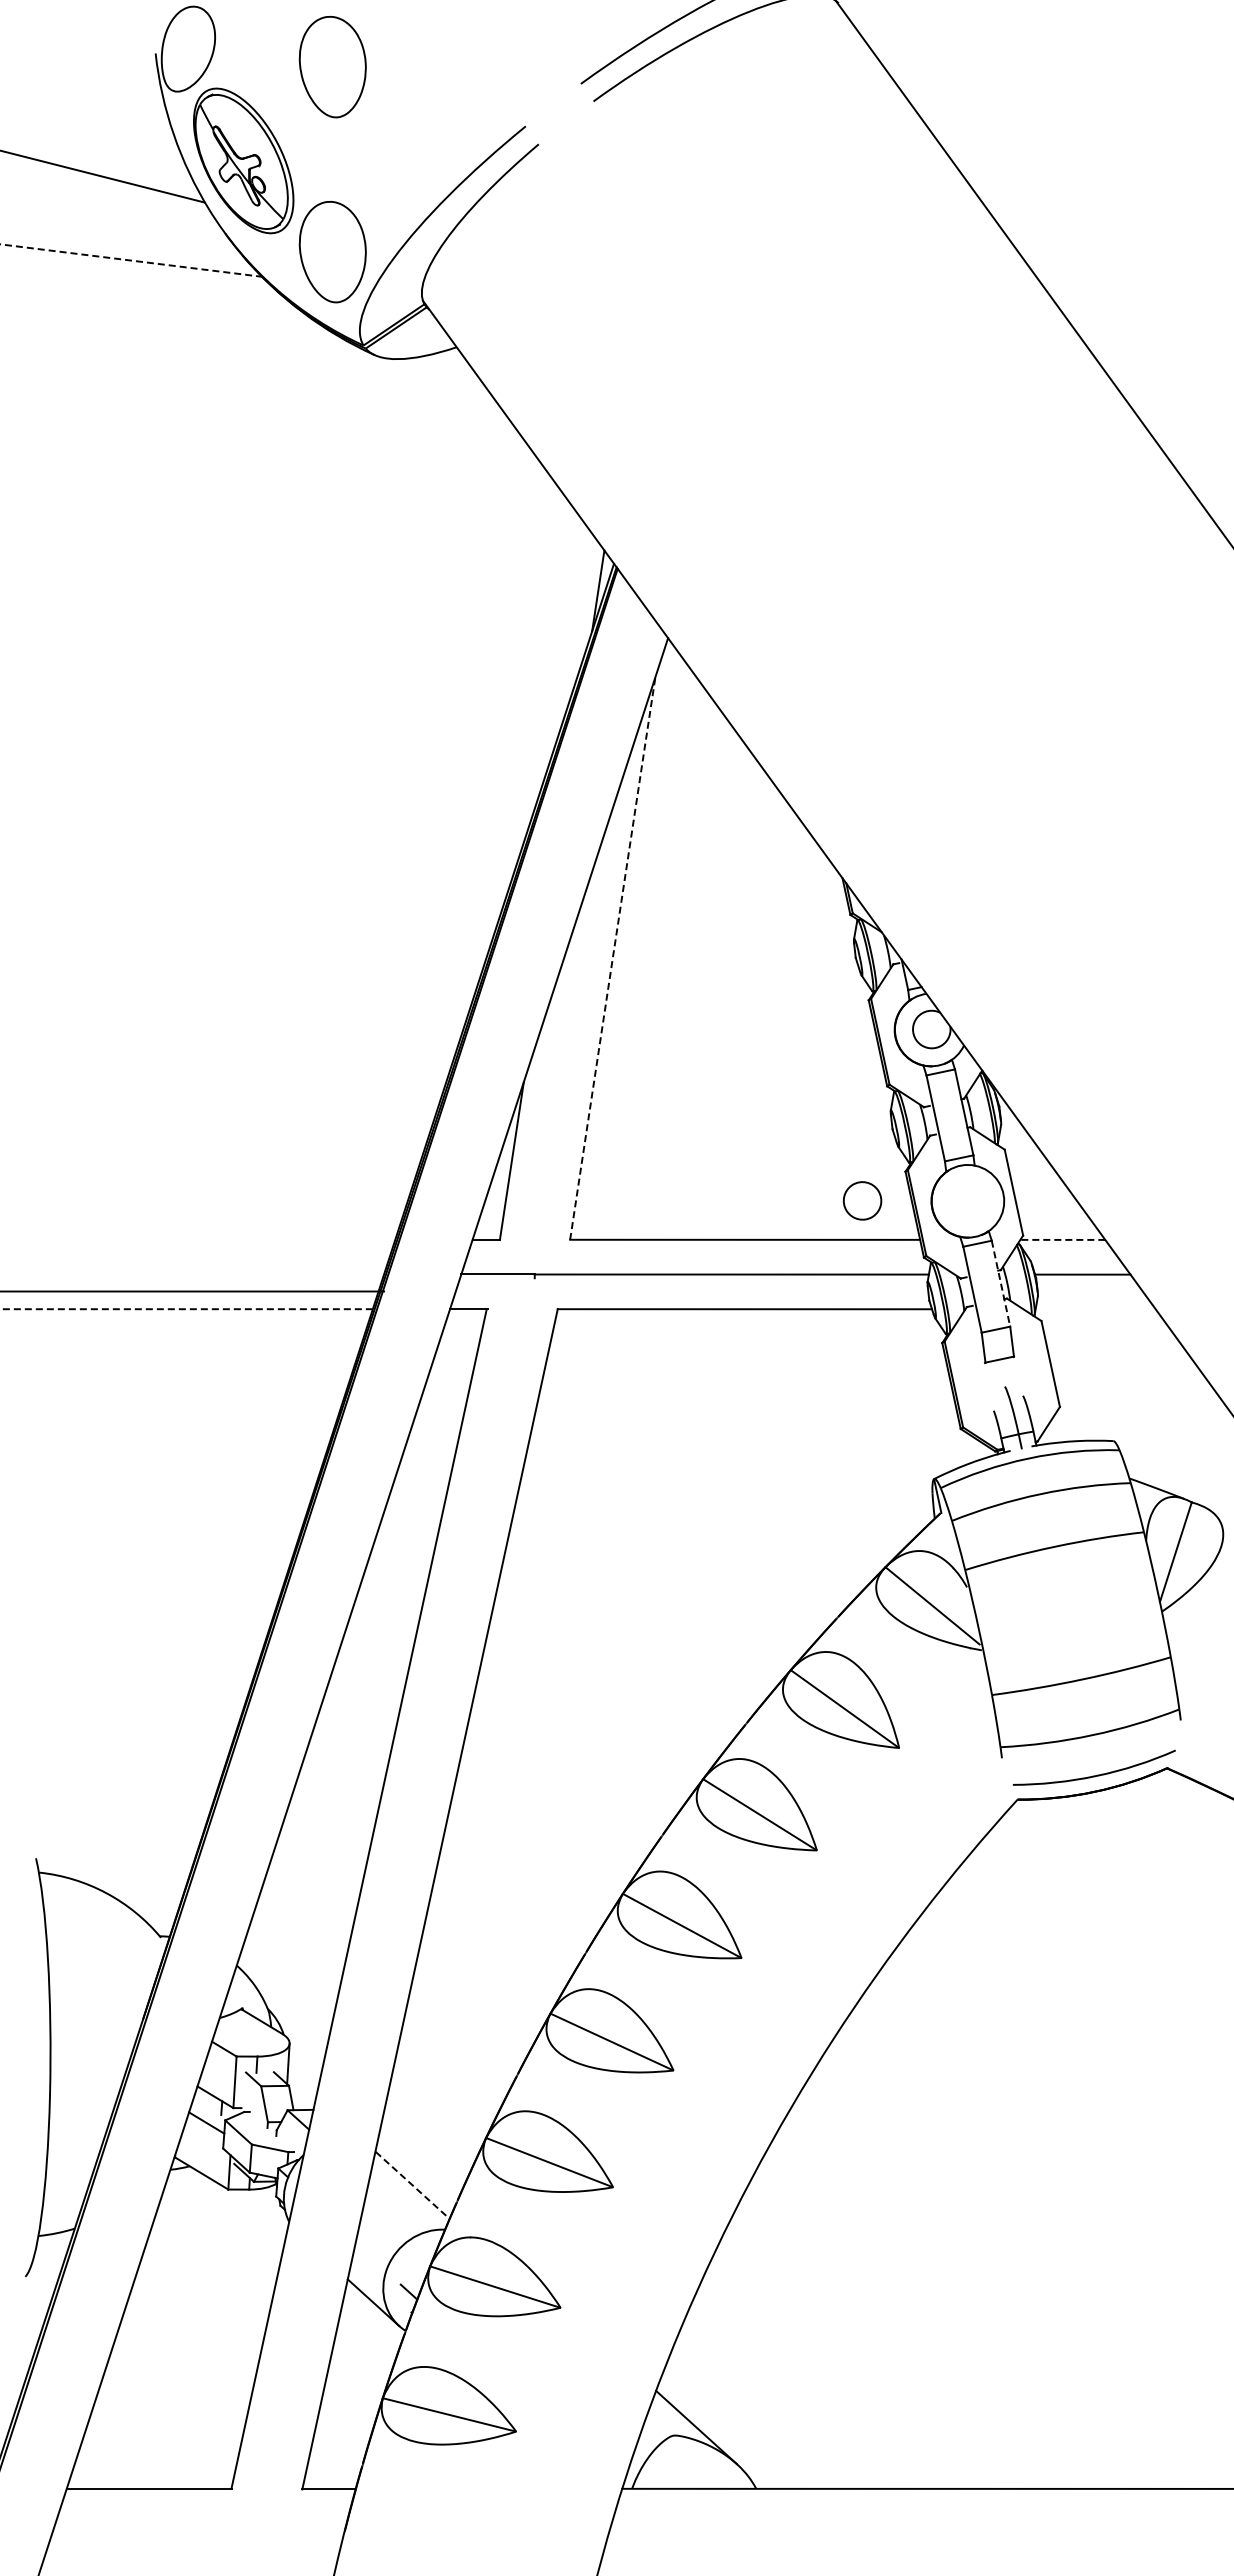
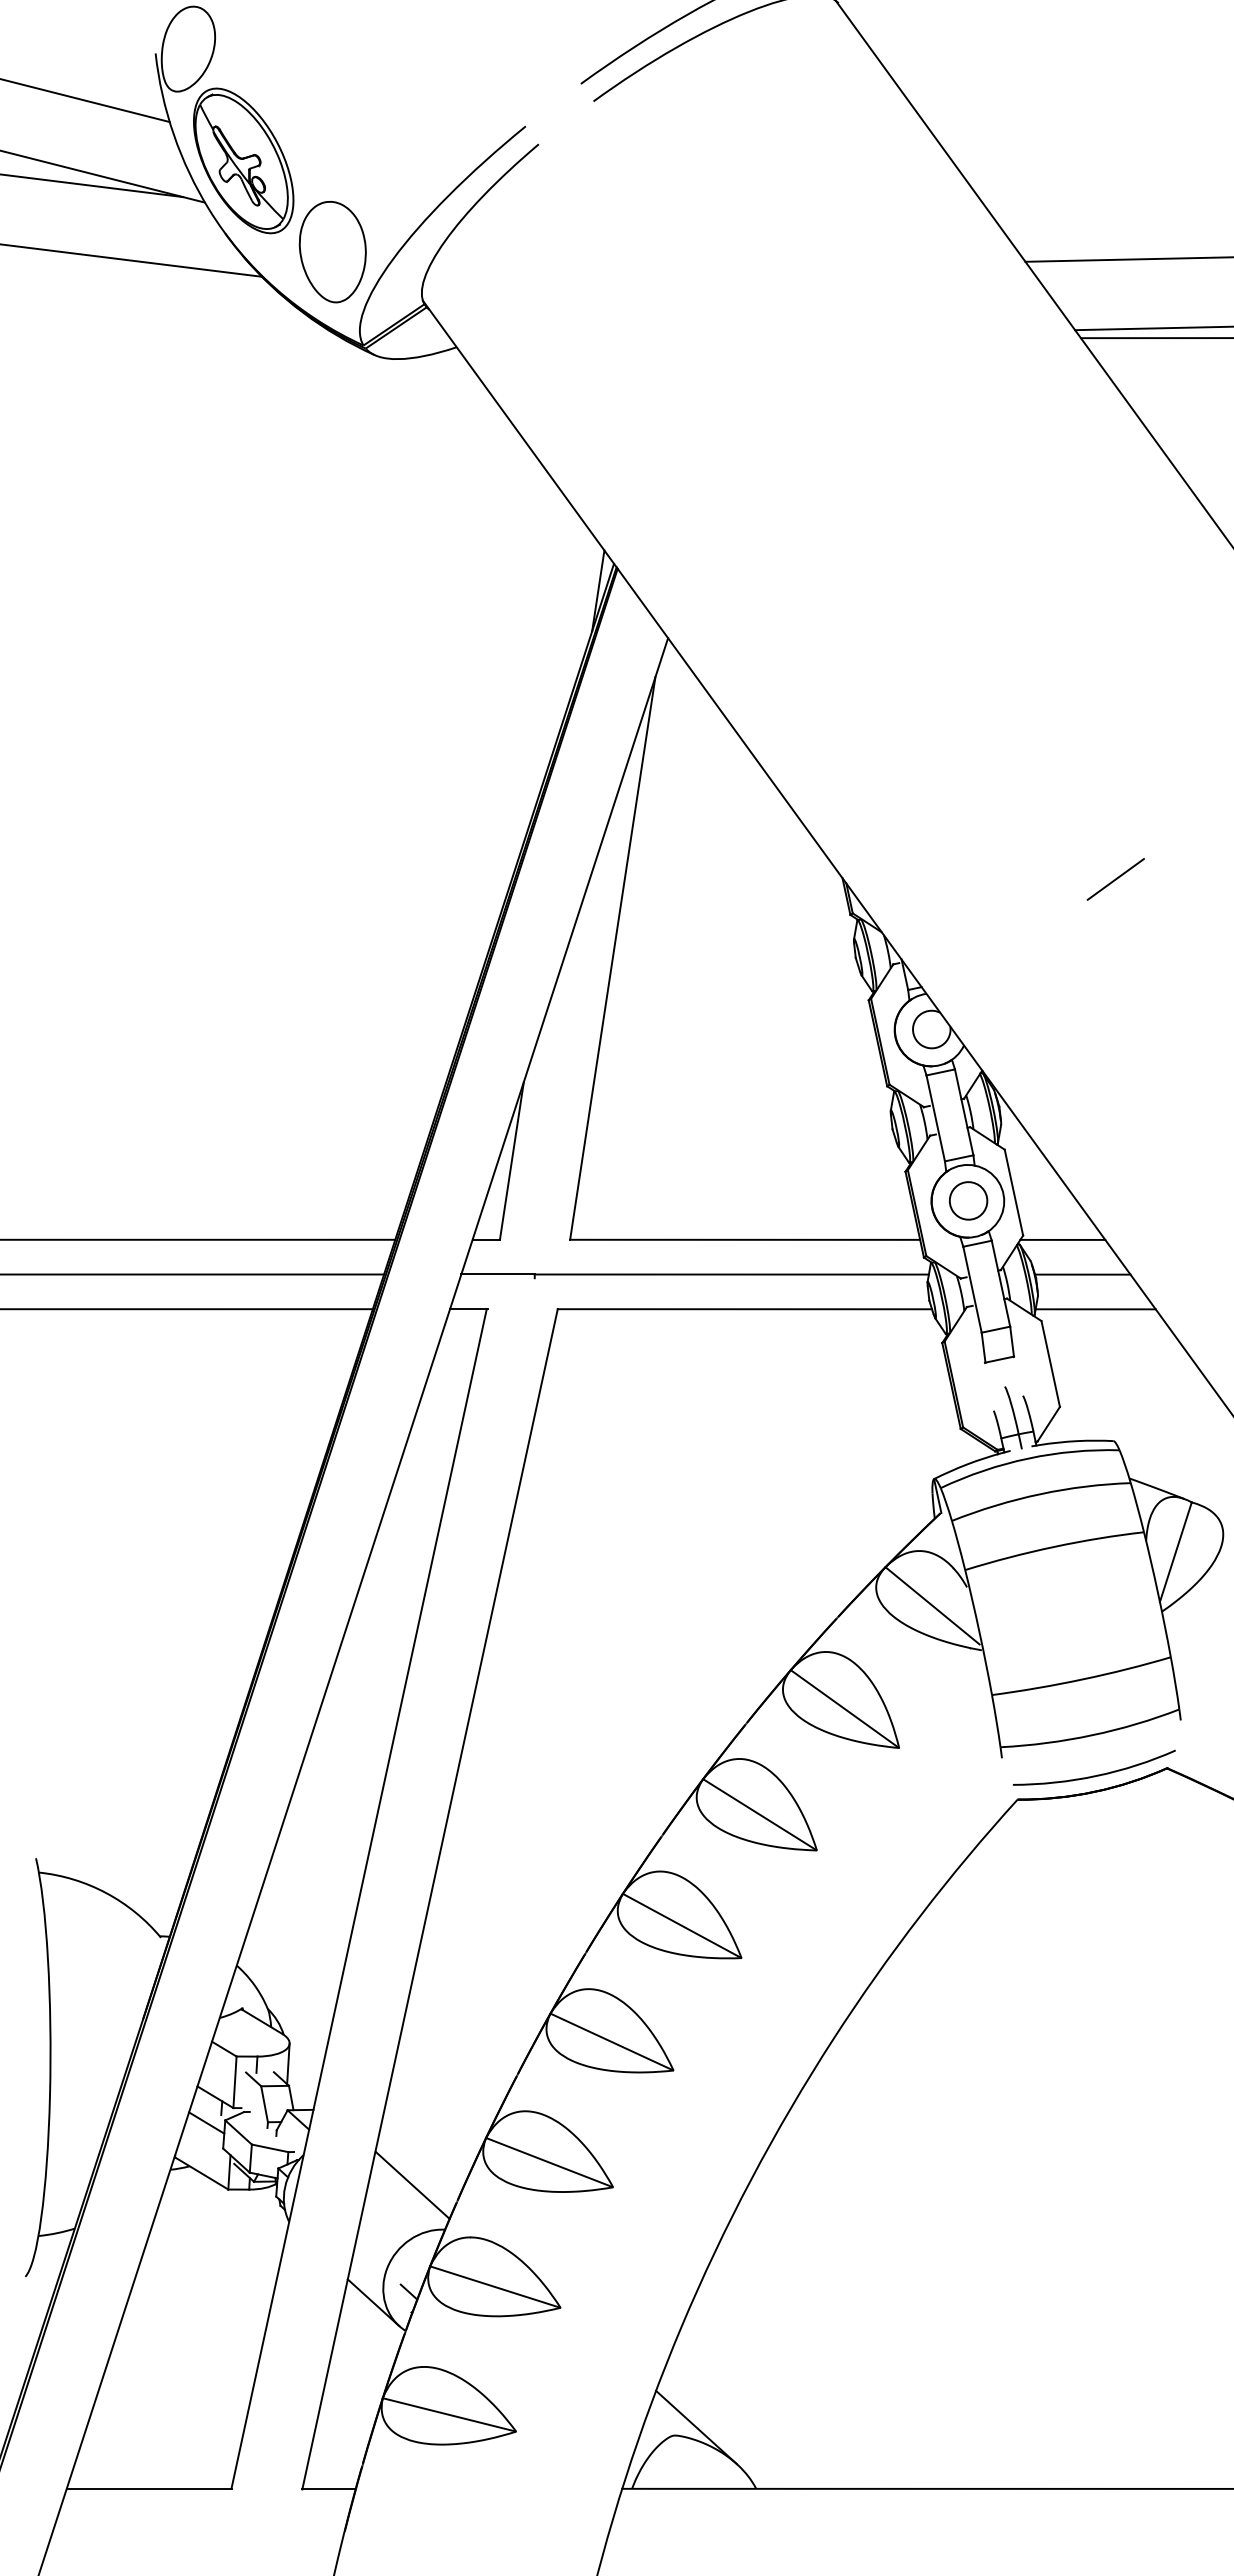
part: present -> none (332, 67)
line: none -> present (85, 100)
line: none -> present (92, 185)
line: none -> present (1127, 259)
line: dashed -> solid (131, 260)
line: none -> present (1152, 328)
line: none -> present (1155, 338)
line: none -> present (1115, 879)
line: dashed -> solid (612, 958)
part position: (862, 1200) -> (968, 1200) (968, 1200)
line: none -> present (198, 1239)
line: dashed -> solid (1062, 1239)
line: dashed -> solid (1000, 1283)
line position: (193, 1291) -> (193, 1274) (193, 1274)
line: dashed -> solid (185, 1309)
line: none -> present (1095, 1309)
line: dashed -> solid (412, 2185)
